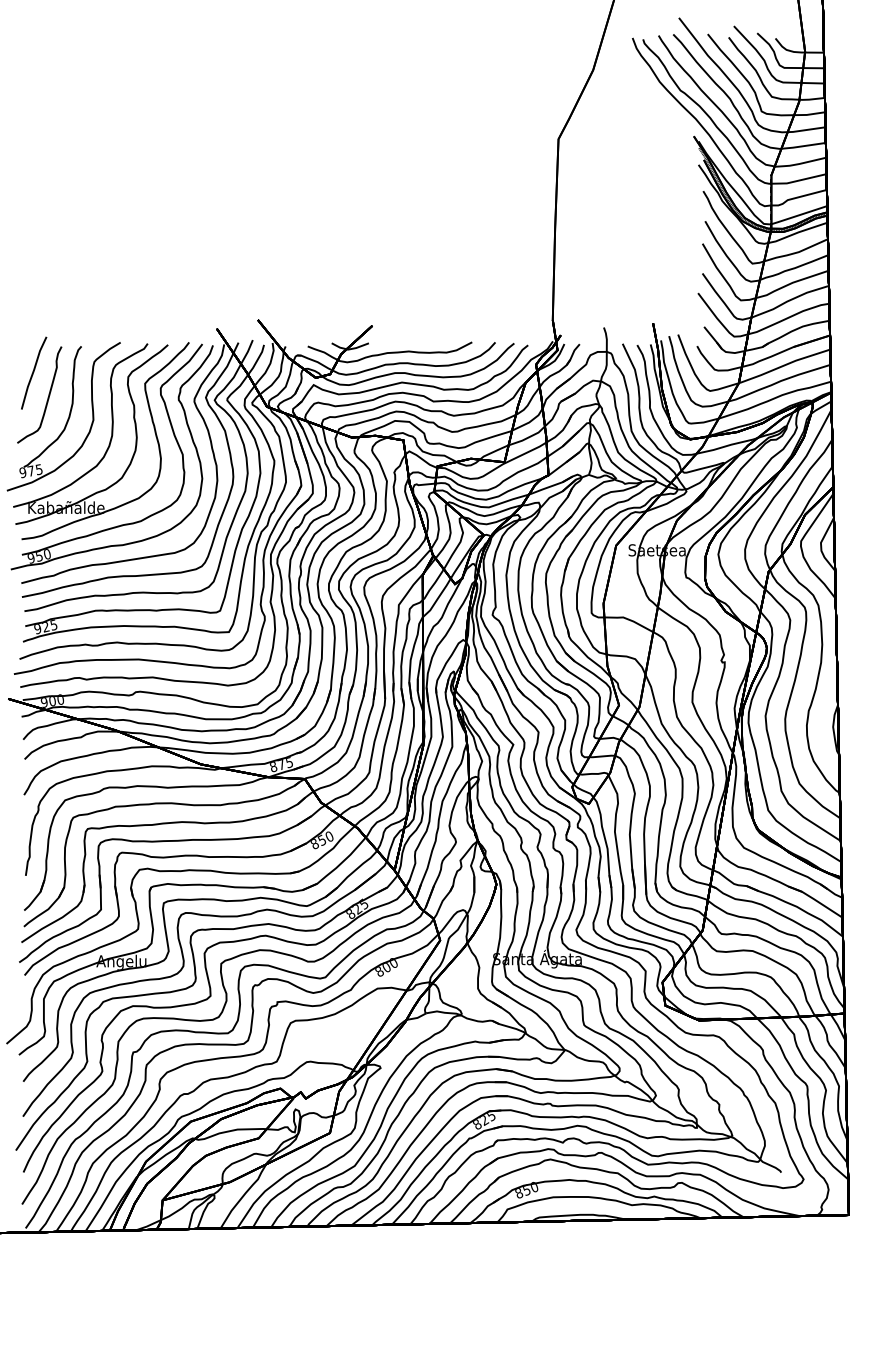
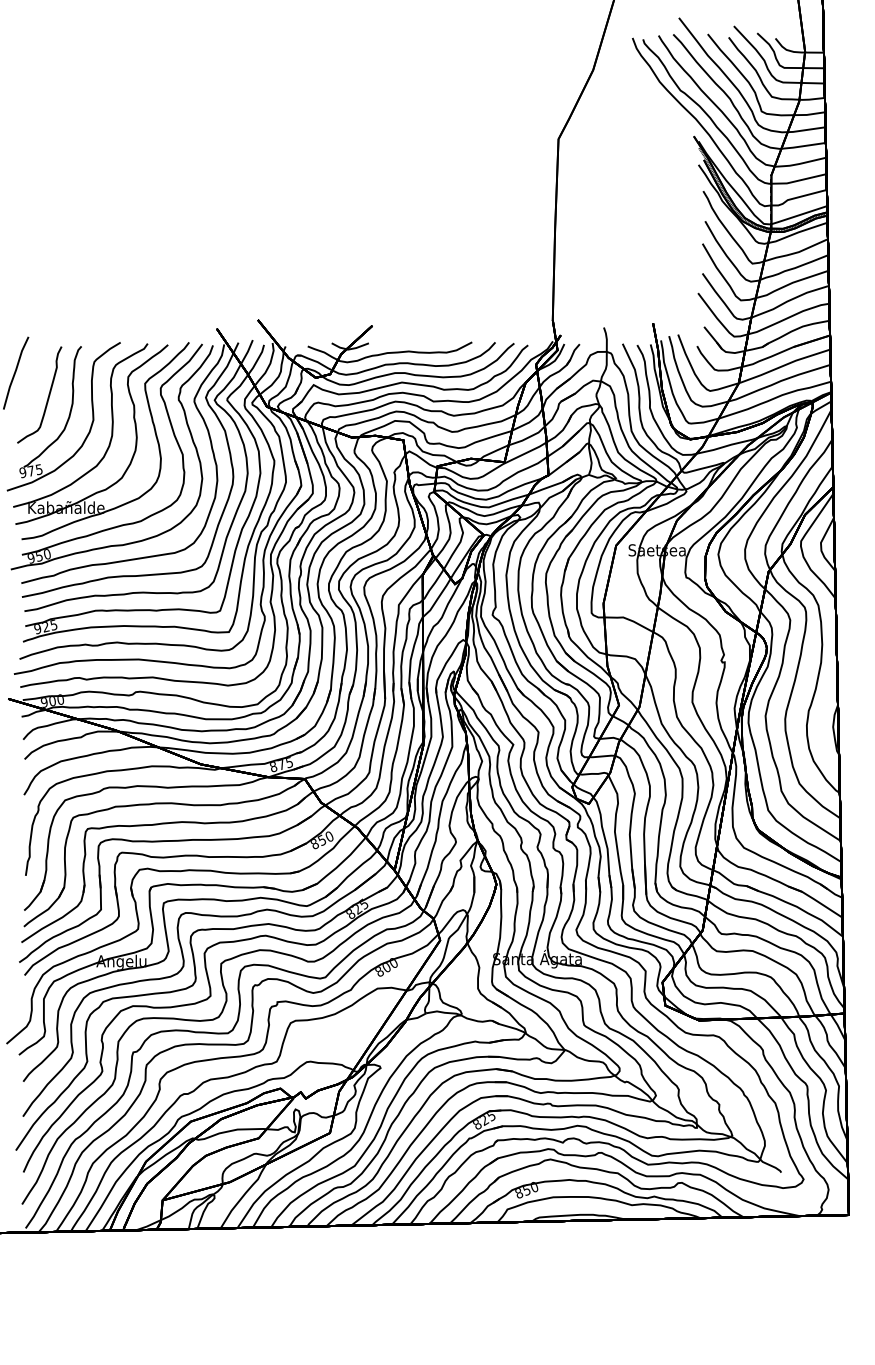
line position: (34, 372) -> (16, 372) (16, 372)
